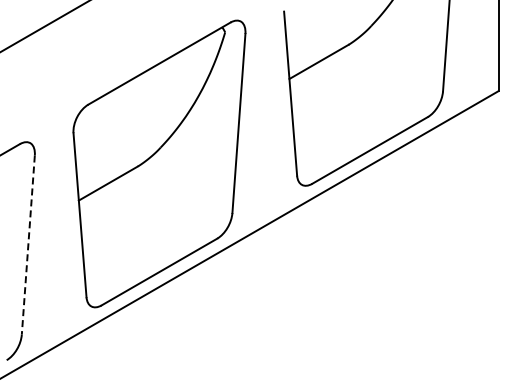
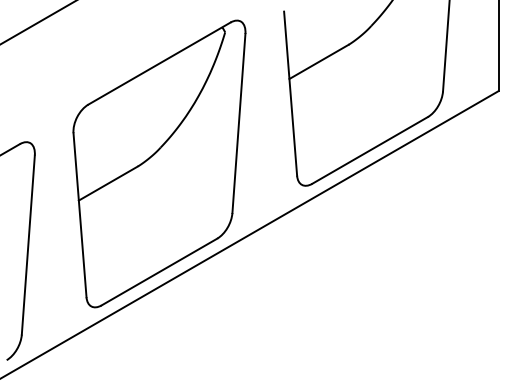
line position: (44, 26) -> (37, 22) (37, 22)
line: dashed -> solid (28, 245)
